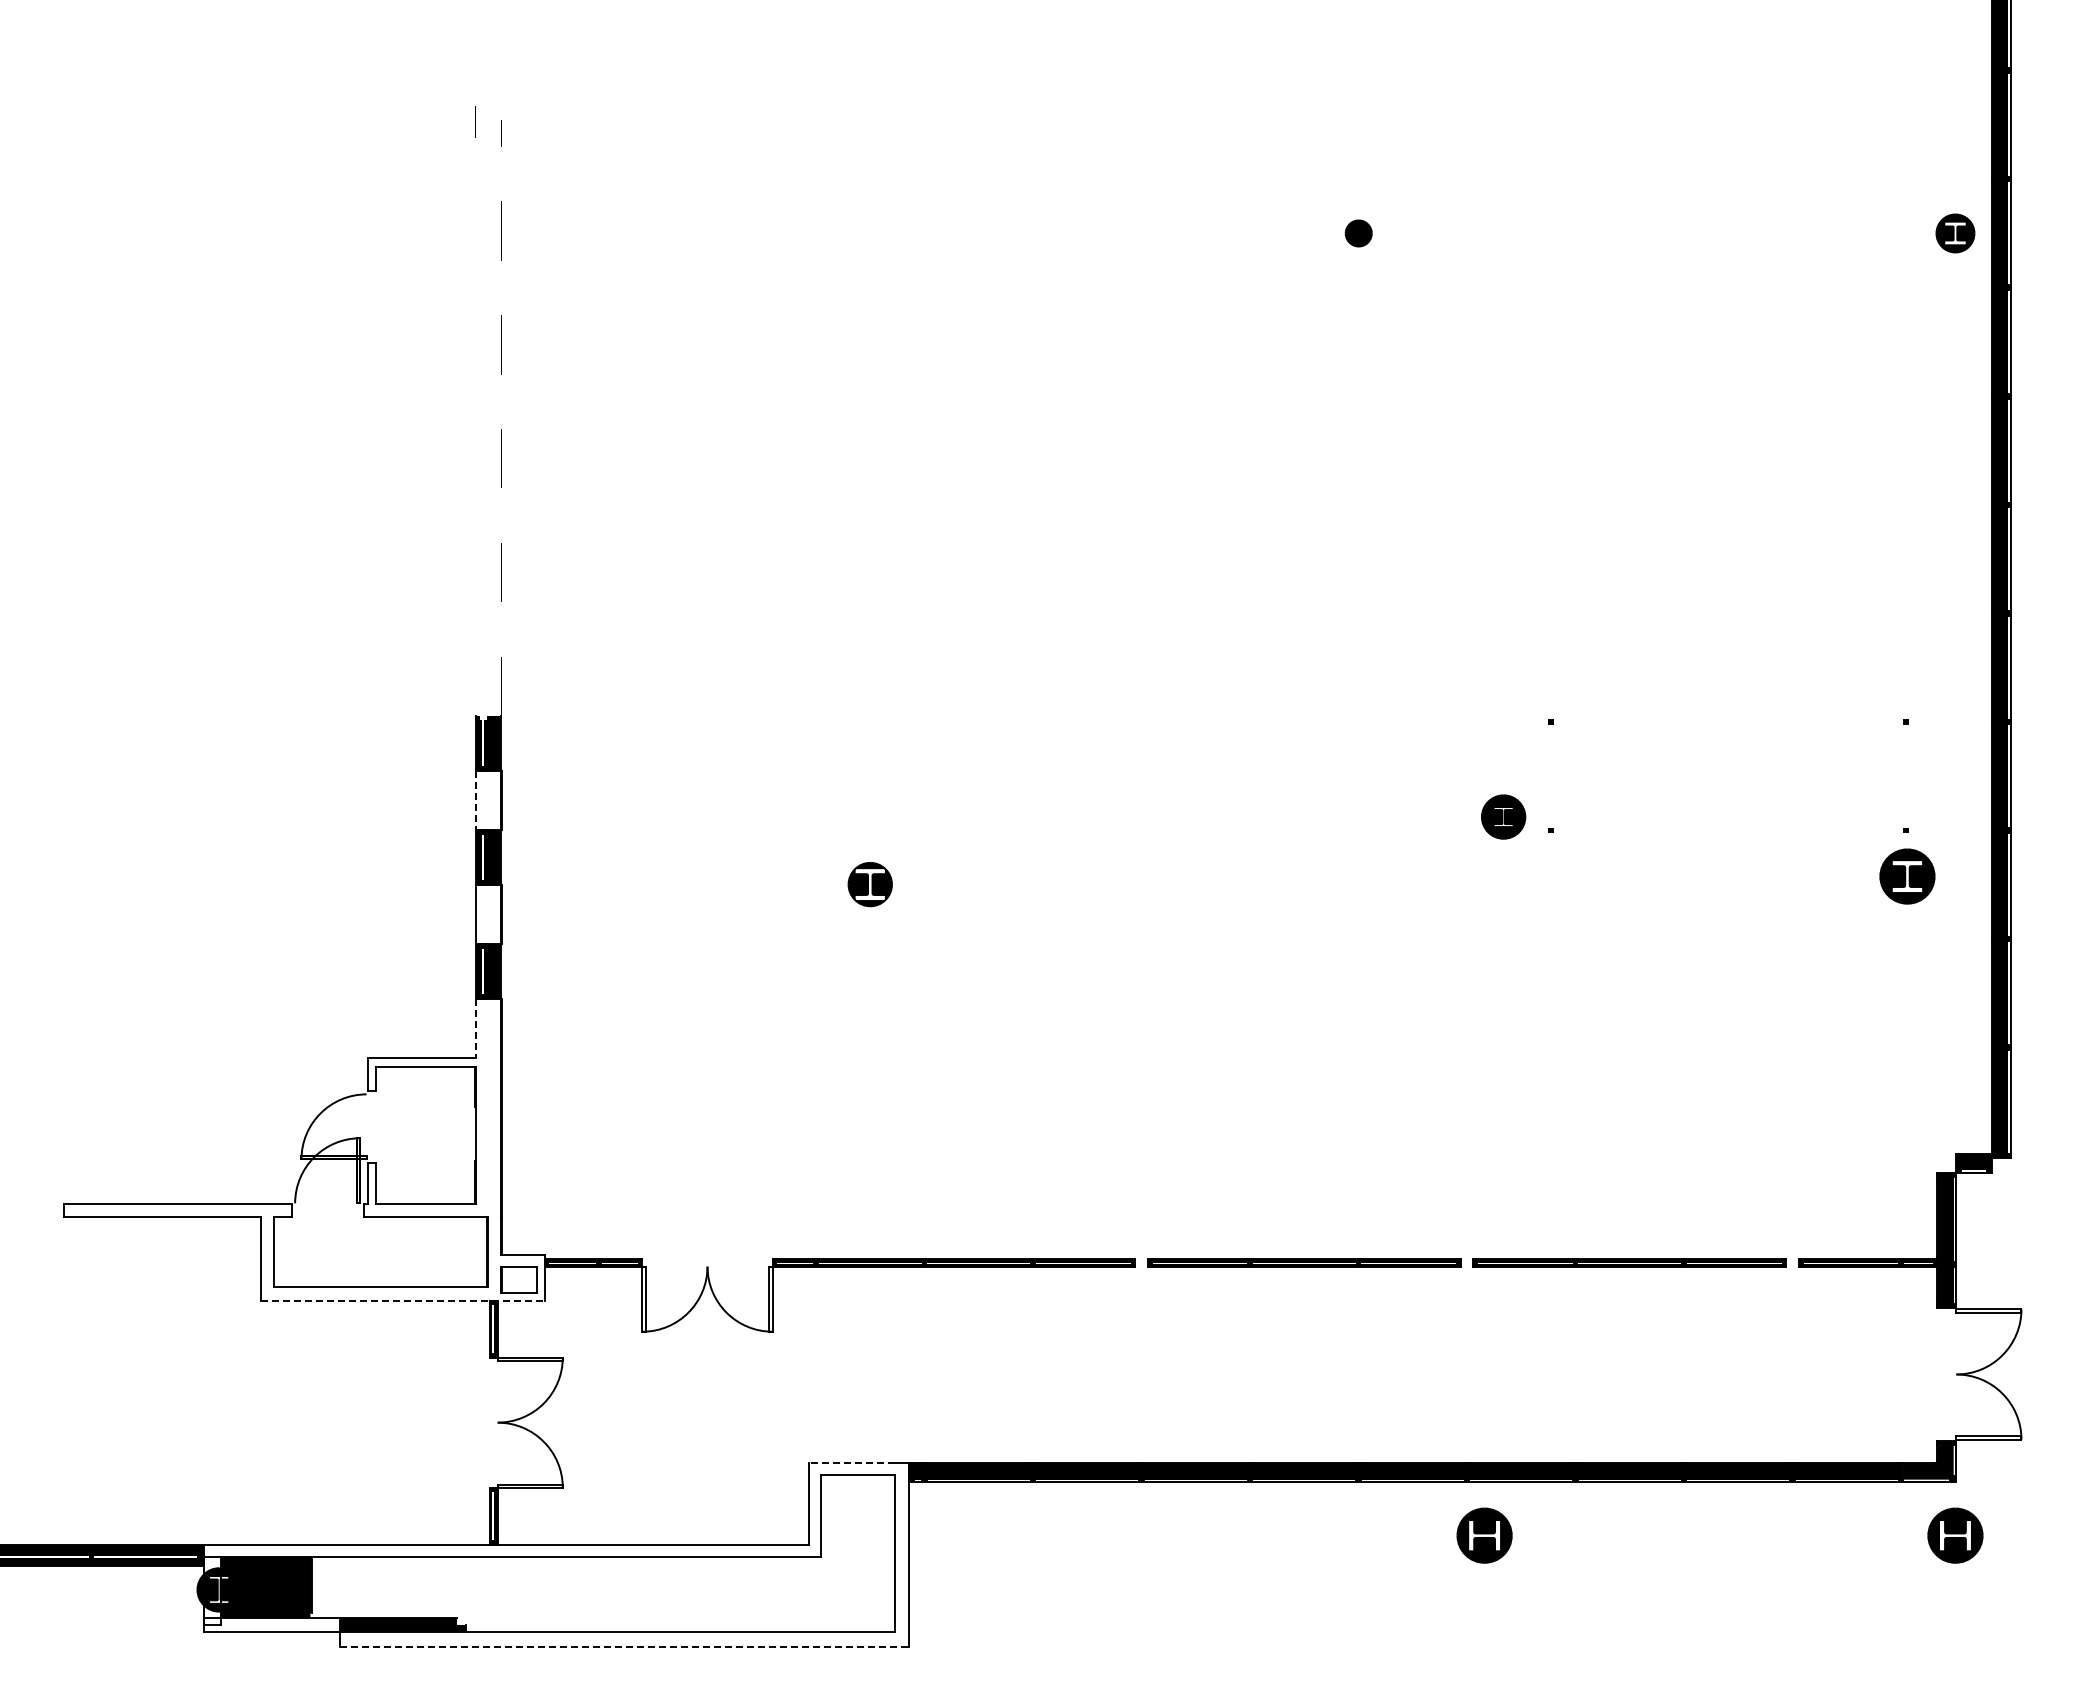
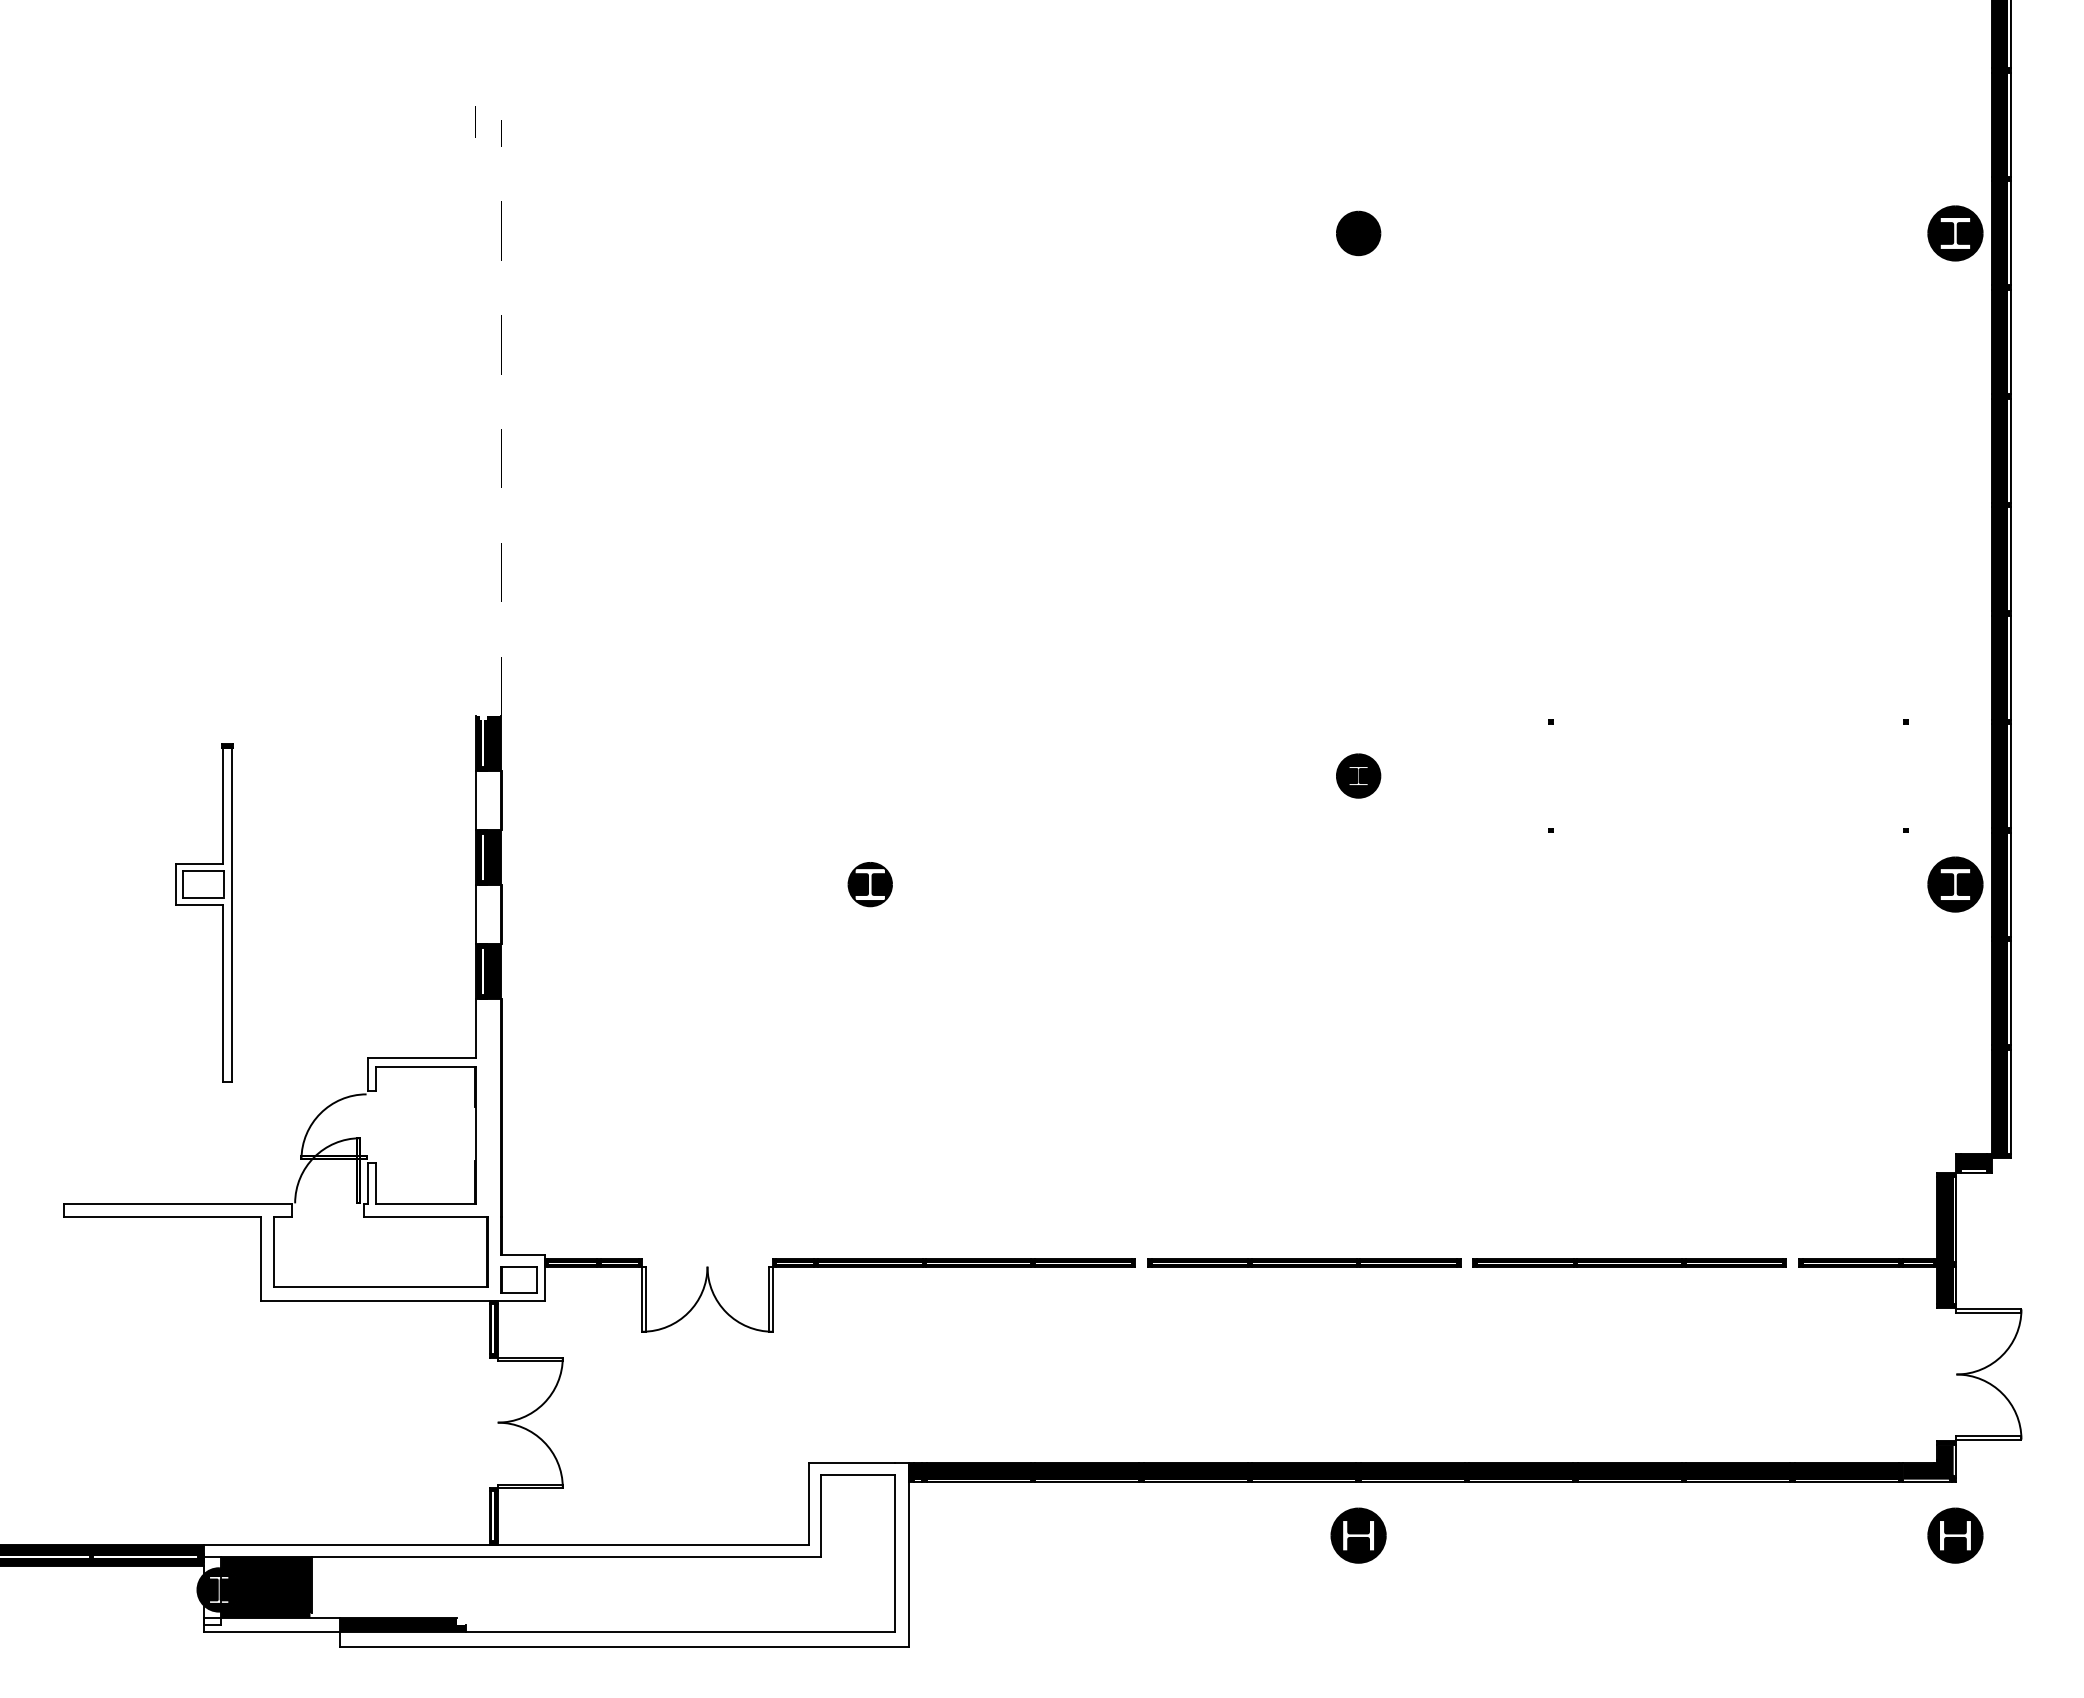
part size: 29x29 px -> 46x47 px (1358, 233)
part size: 41x41 px -> 57x57 px (1955, 233)
line: dashed -> solid (476, 800)
part position: (1503, 816) -> (1358, 775) (1358, 775)
part position: (1907, 876) -> (1955, 884) (1955, 884)
part: none -> present (204, 905)
line: dashed -> solid (476, 1028)
line: dashed -> solid (402, 1300)
line: dashed -> solid (851, 1463)
part position: (1484, 1535) -> (1358, 1535) (1358, 1535)
line: dashed -> solid (625, 1646)
